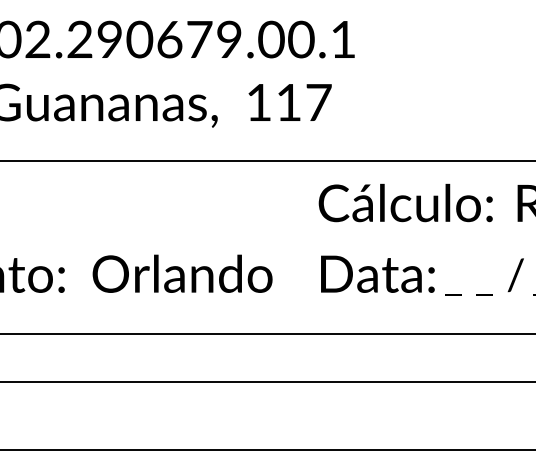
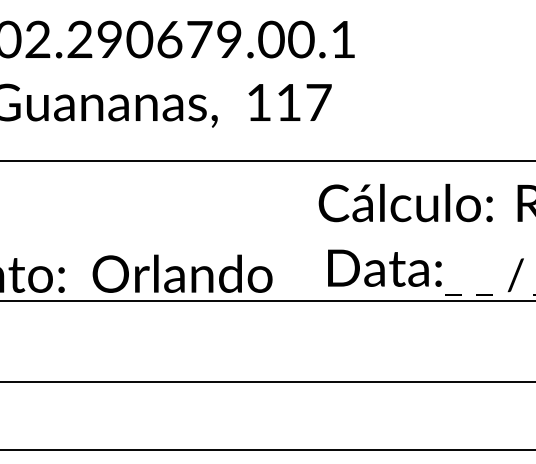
text position: (377, 273) -> (384, 267) (384, 267)
line position: (267, 334) -> (267, 301) (267, 301)
